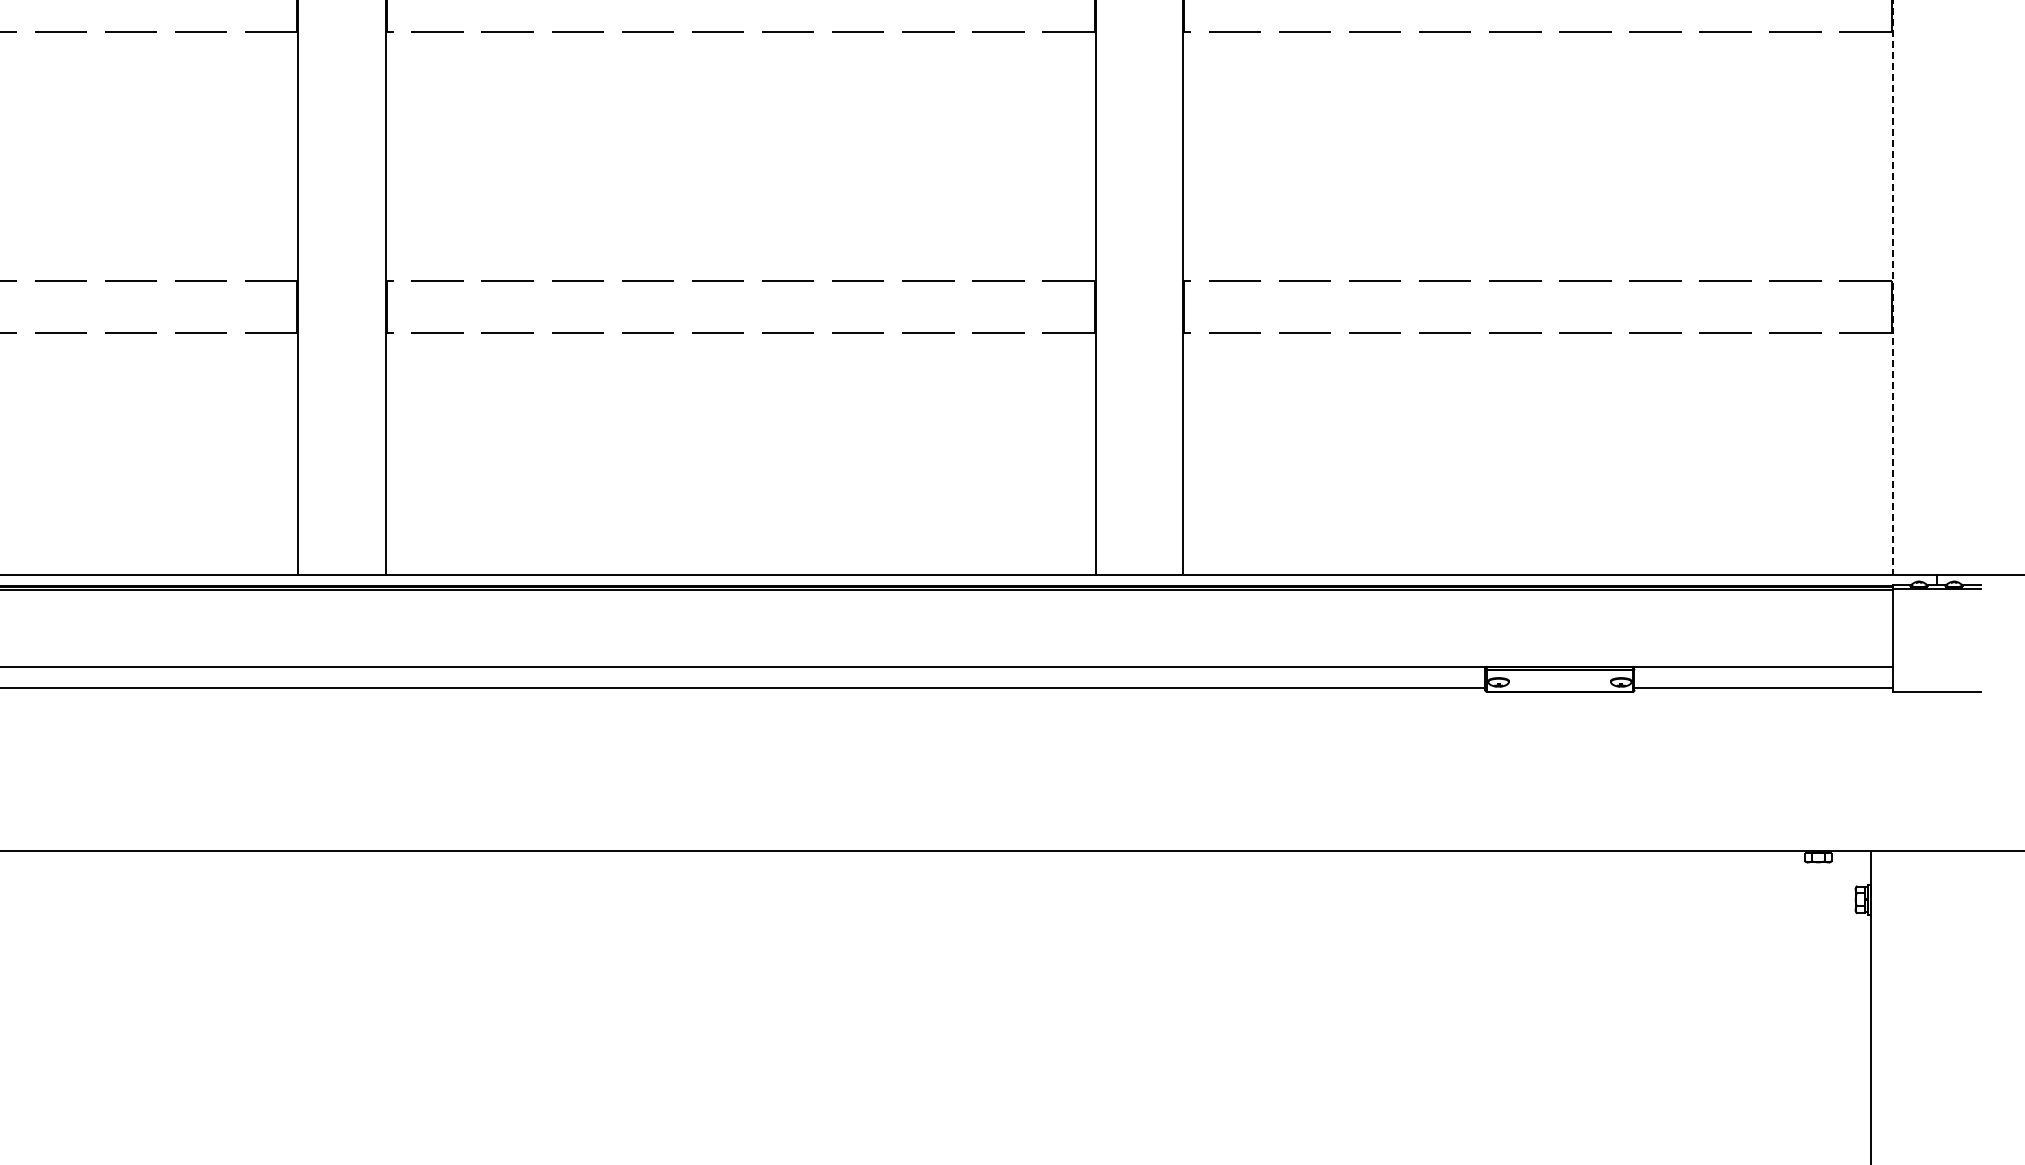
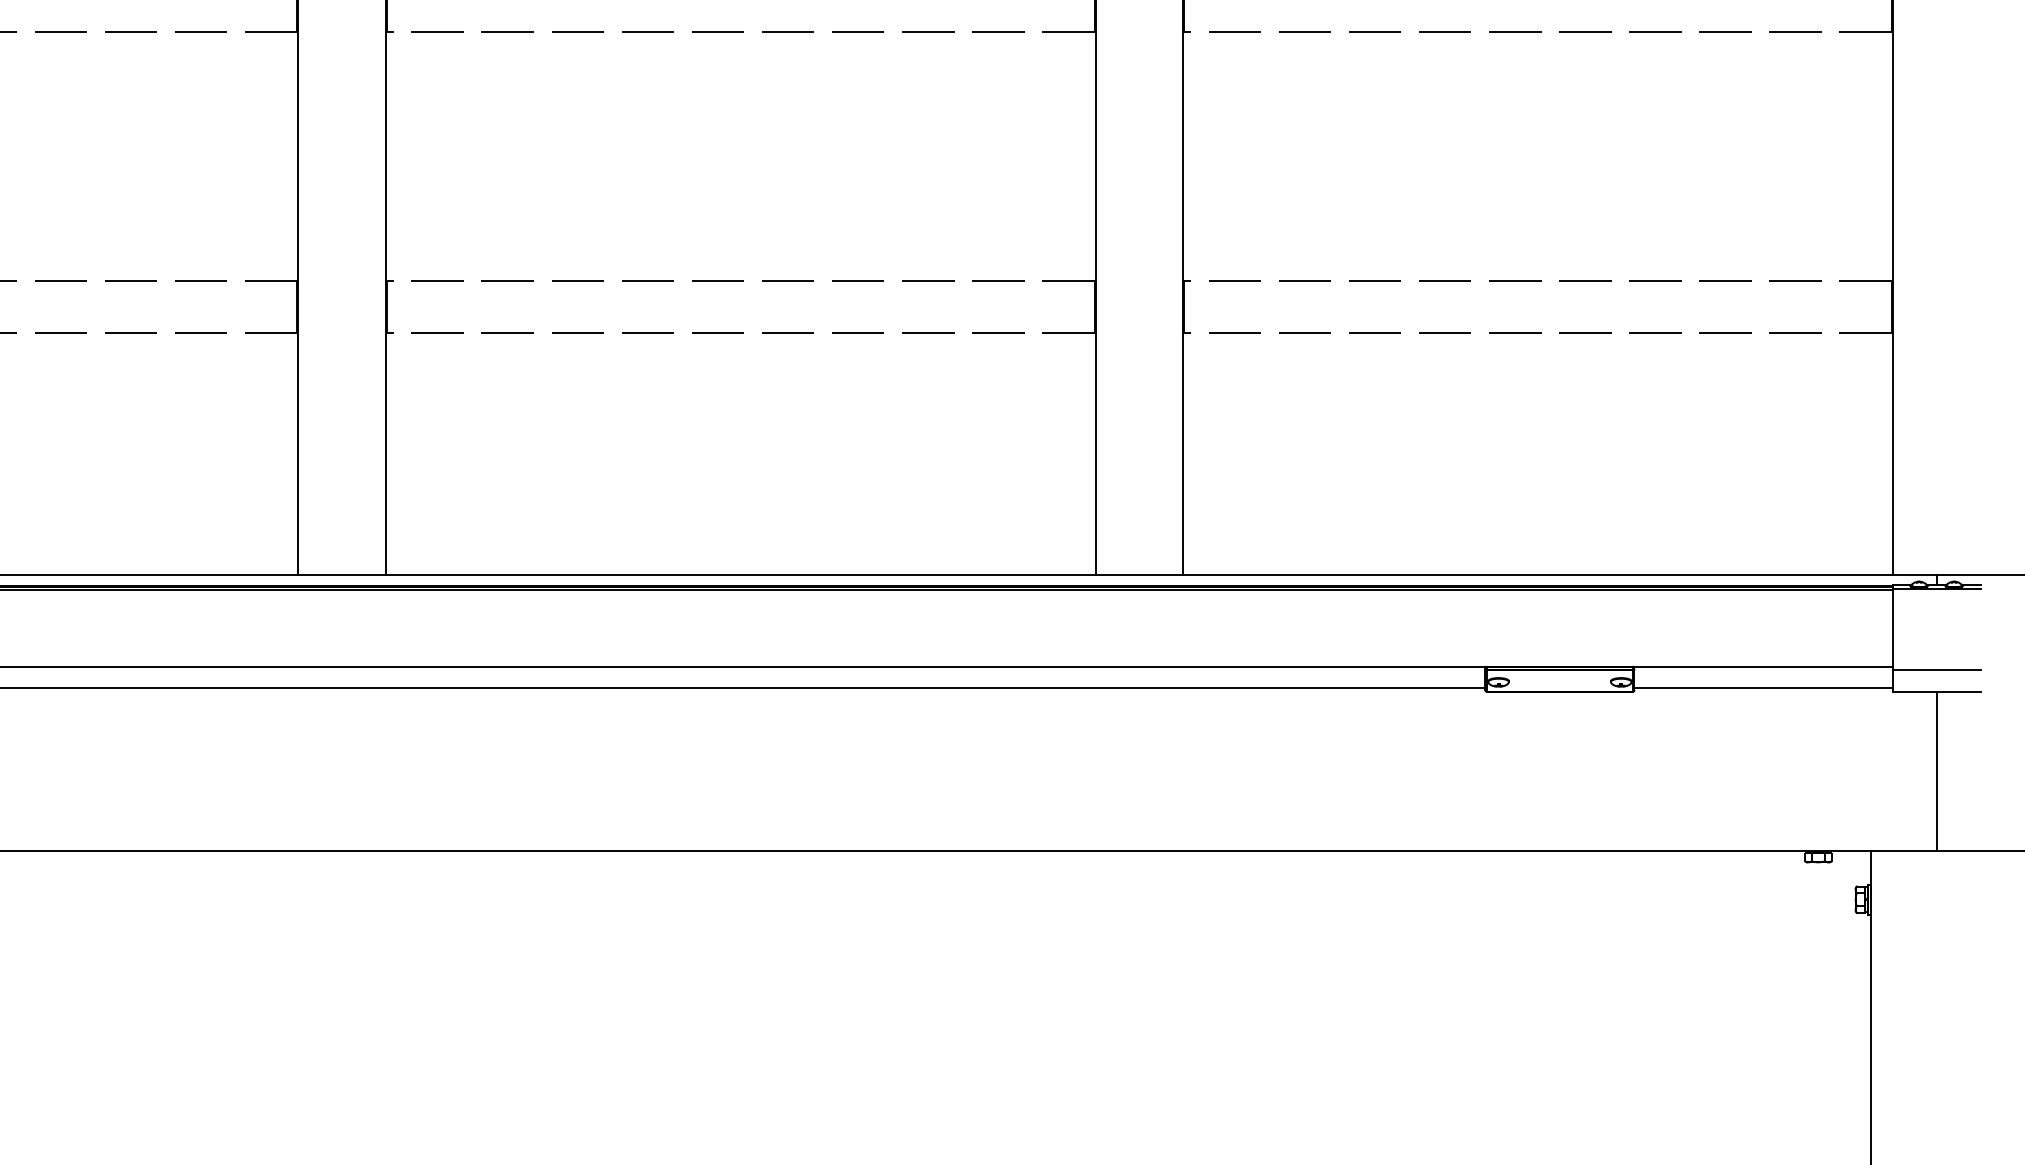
line: dashed -> solid (1892, 287)
line: none -> present (1936, 669)
line: none -> present (1936, 771)
